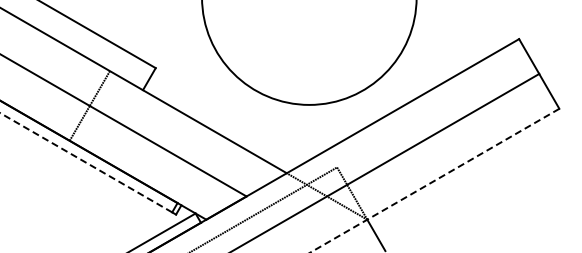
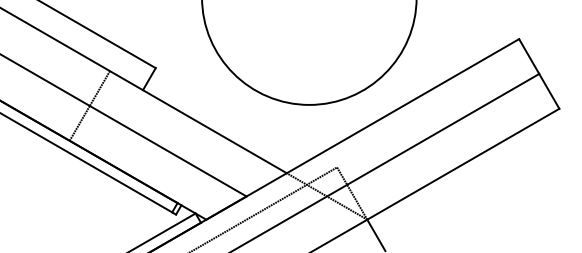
line: dashed -> solid (86, 162)
line: dashed -> solid (434, 180)
